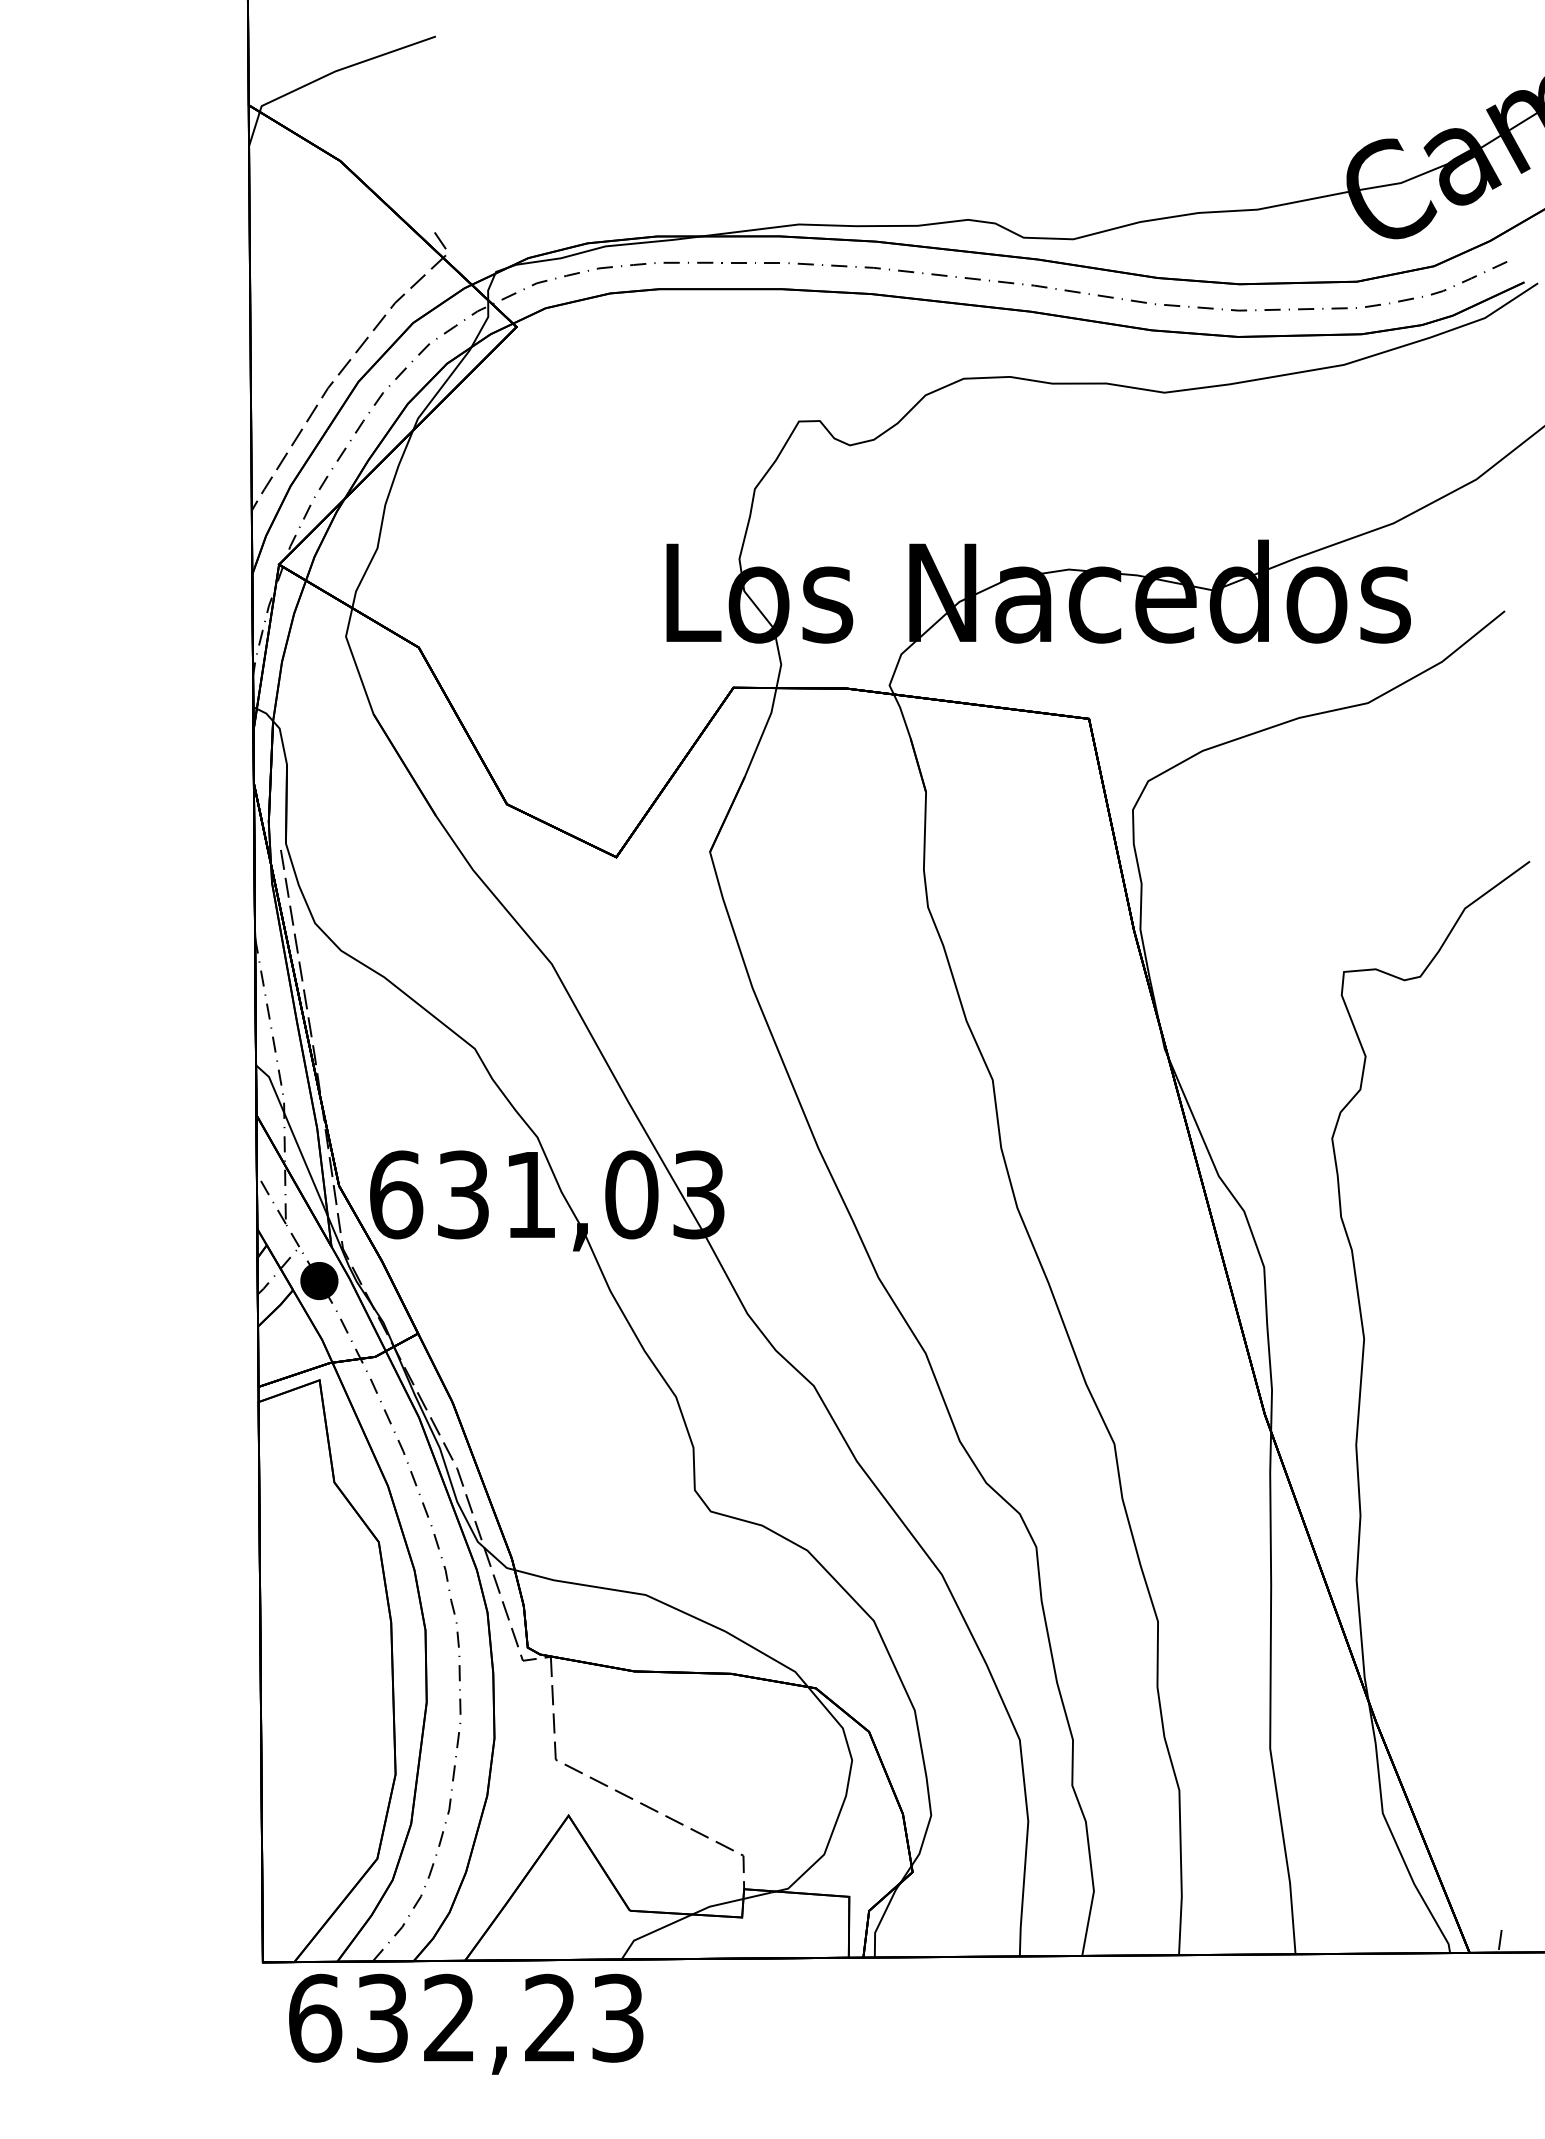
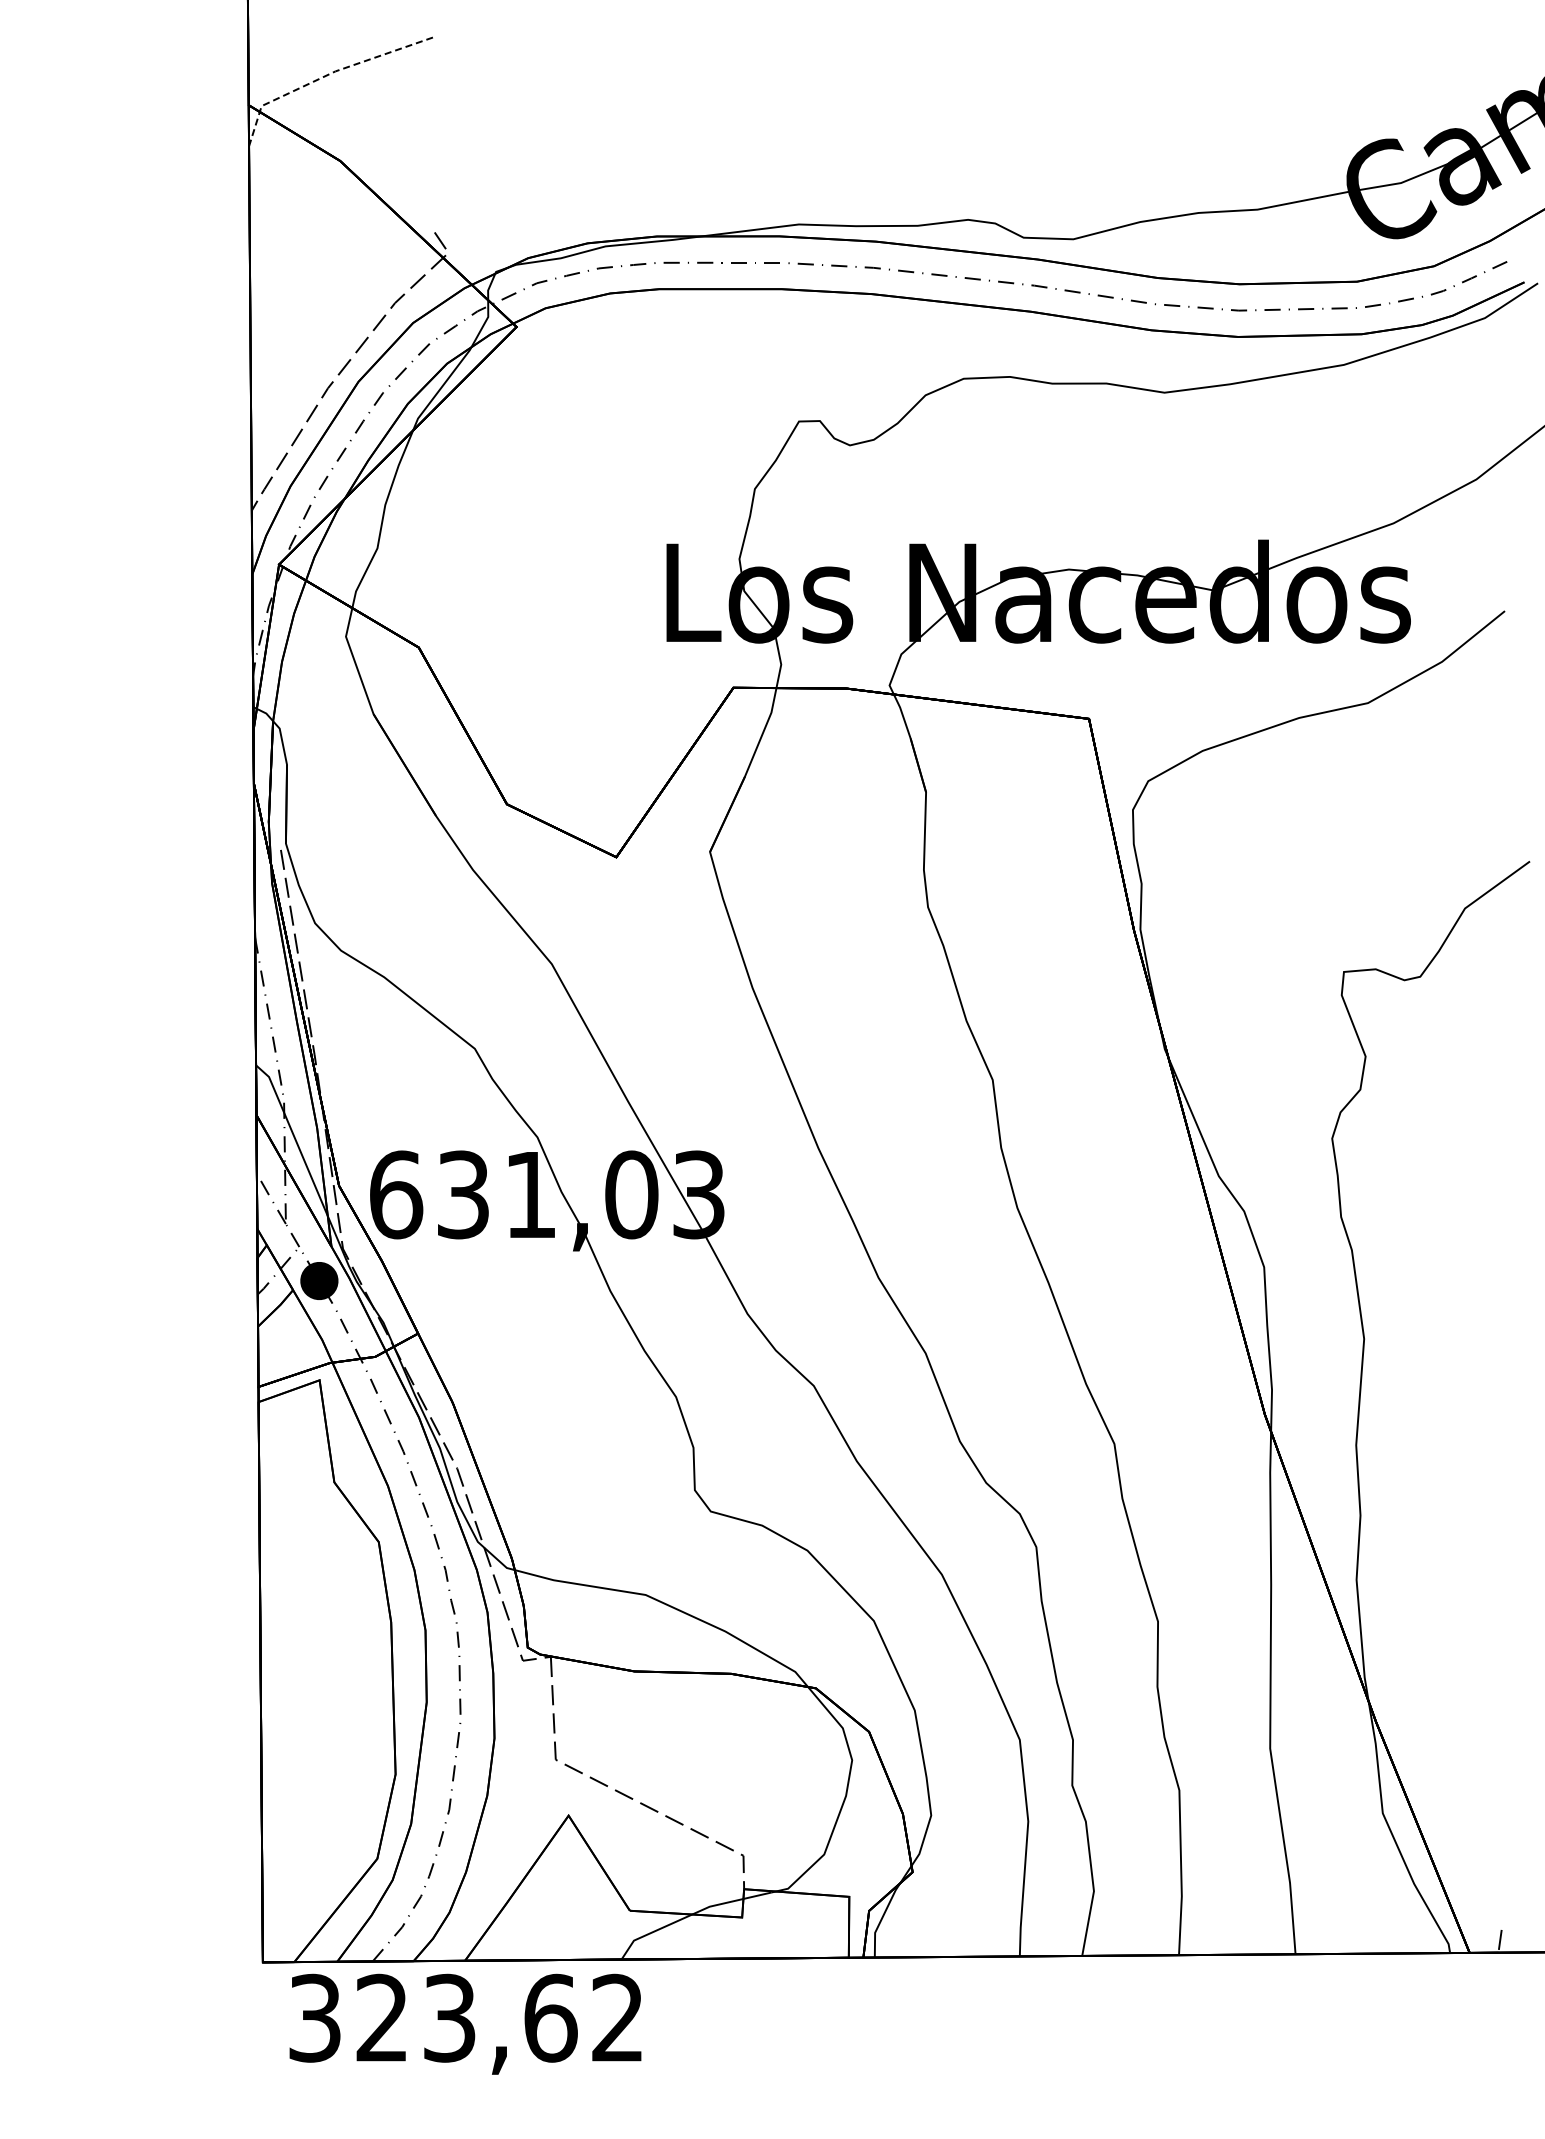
line: solid -> dashed (327, 75)
text: 632,23 -> 323,62 (466, 2017)
